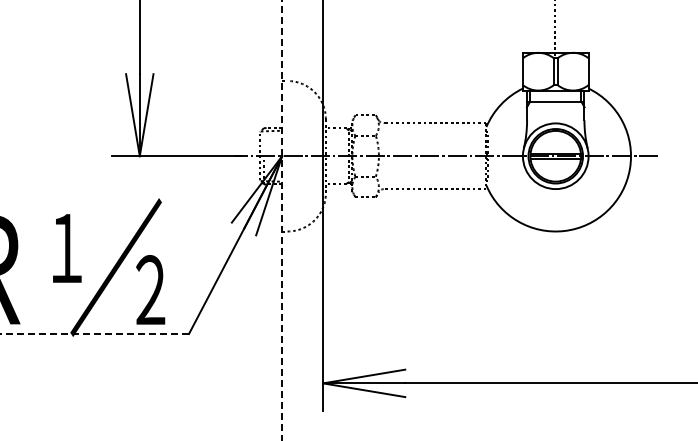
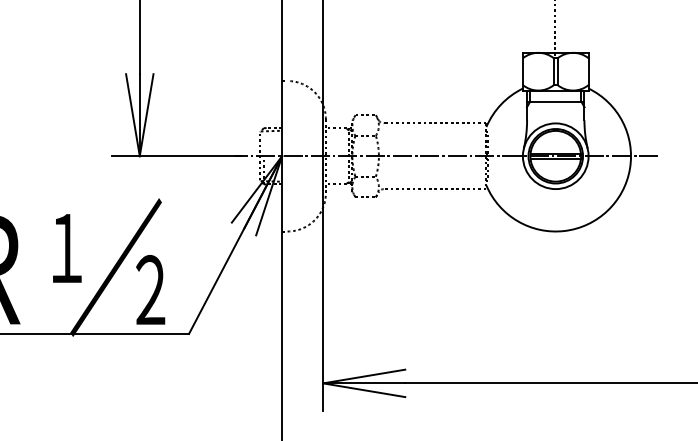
line: dashed -> solid (282, 220)
line: dashed -> solid (94, 333)
